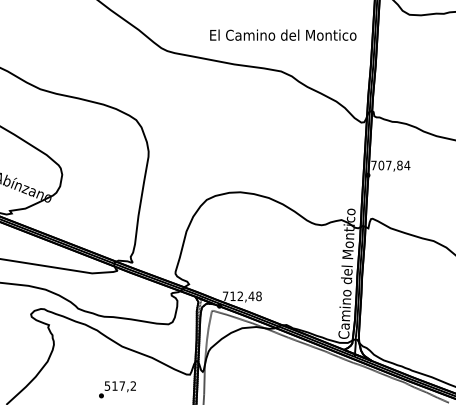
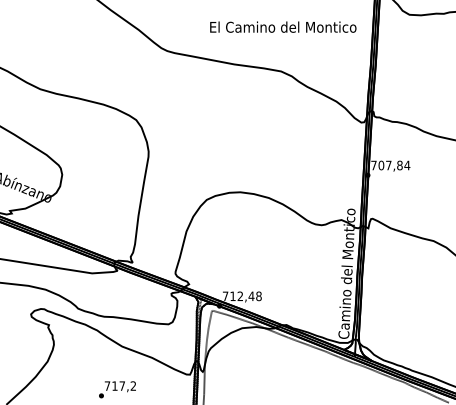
text position: (283, 34) -> (283, 26) (283, 26)
text: 517,2 -> 717,2 (107, 385)
